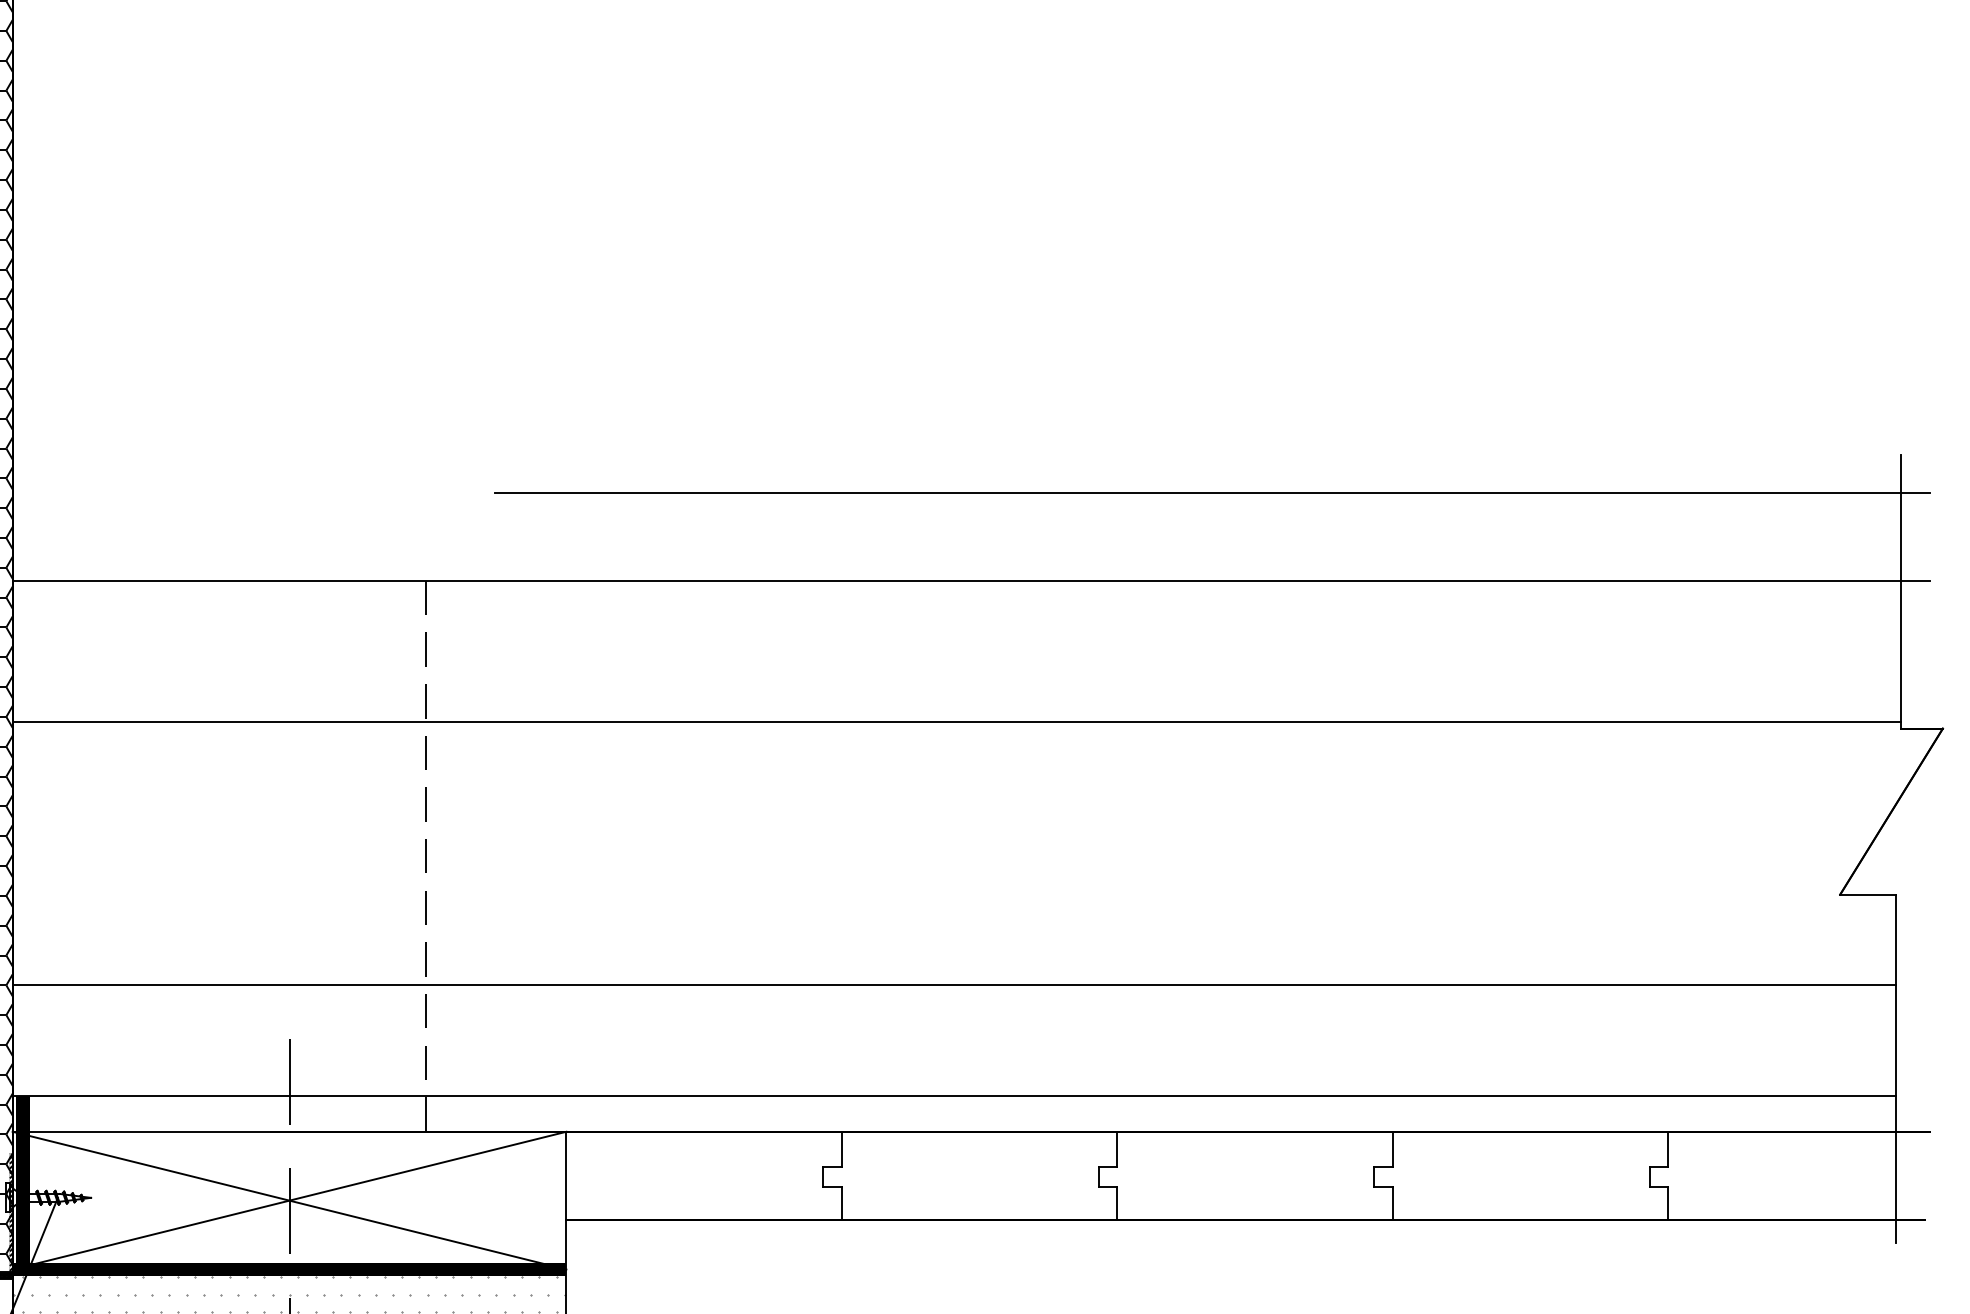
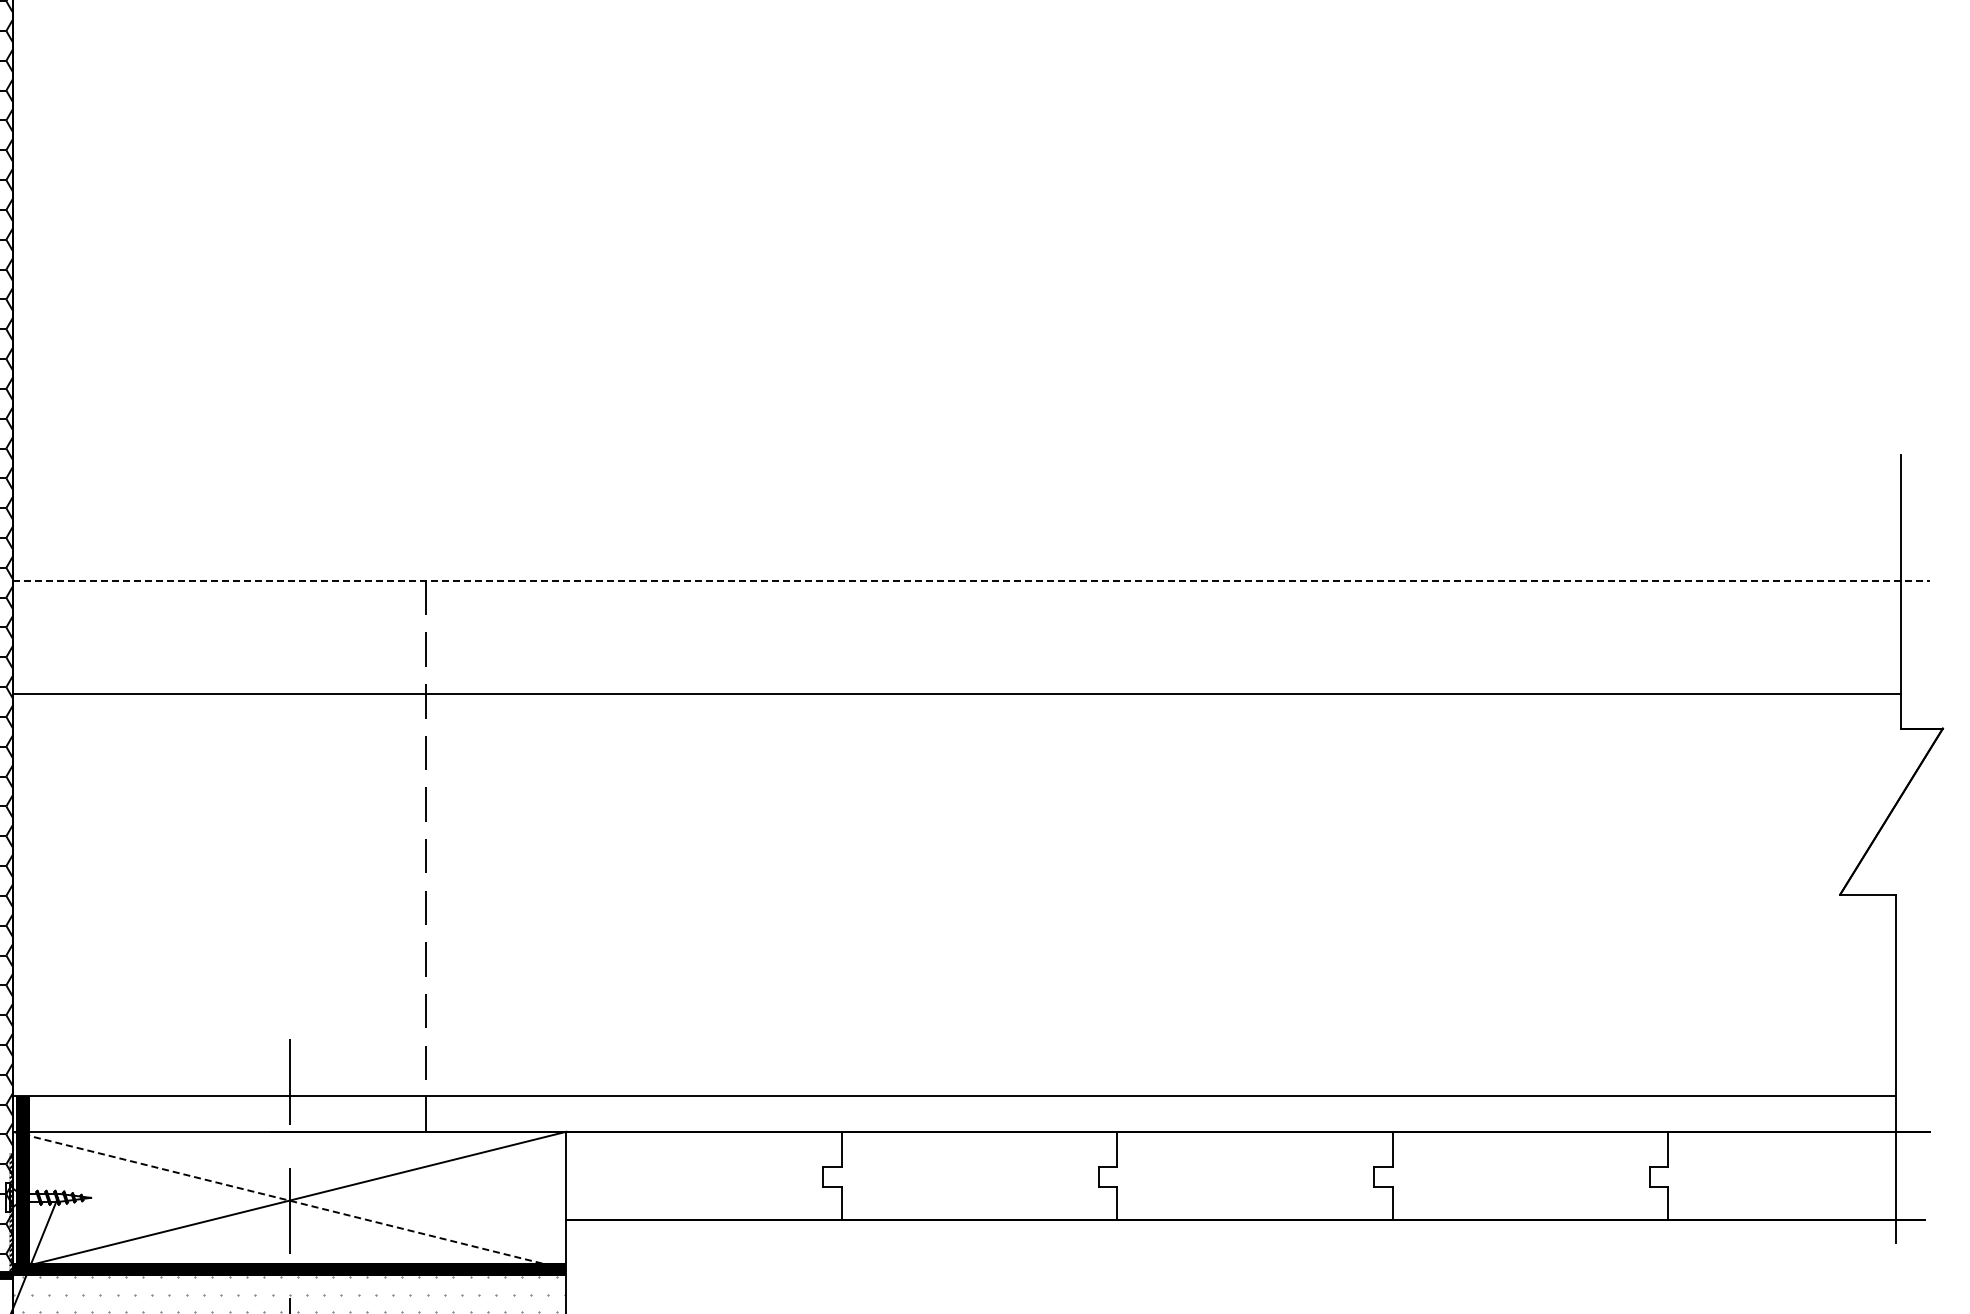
line: present -> none (1211, 492)
line: solid -> dashed (971, 580)
line position: (956, 722) -> (956, 694) (956, 694)
line: present -> none (954, 985)
line: solid -> dashed (290, 1200)
